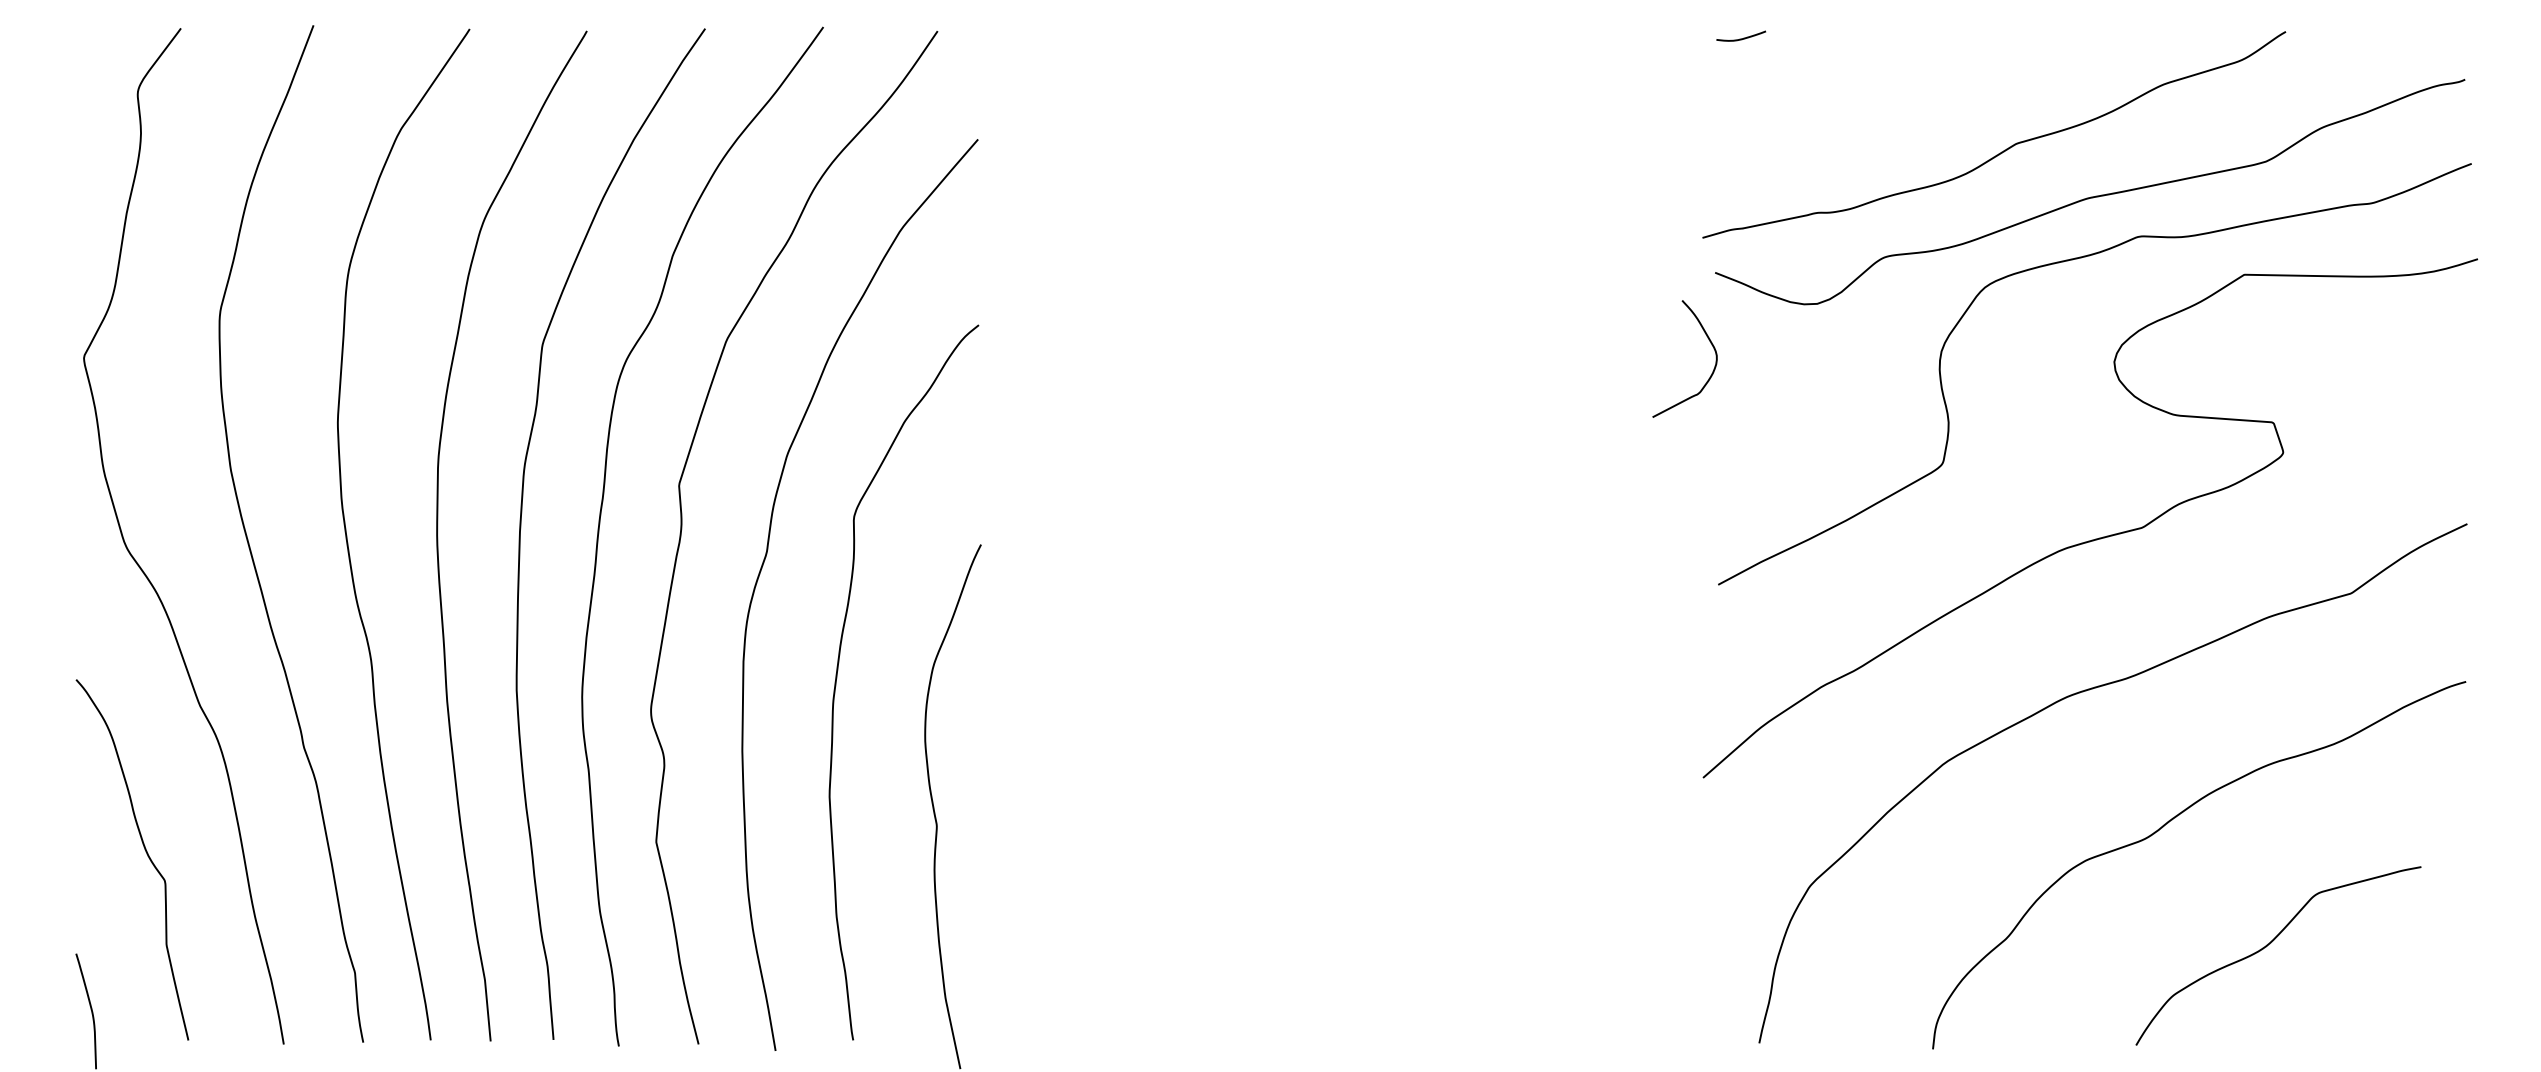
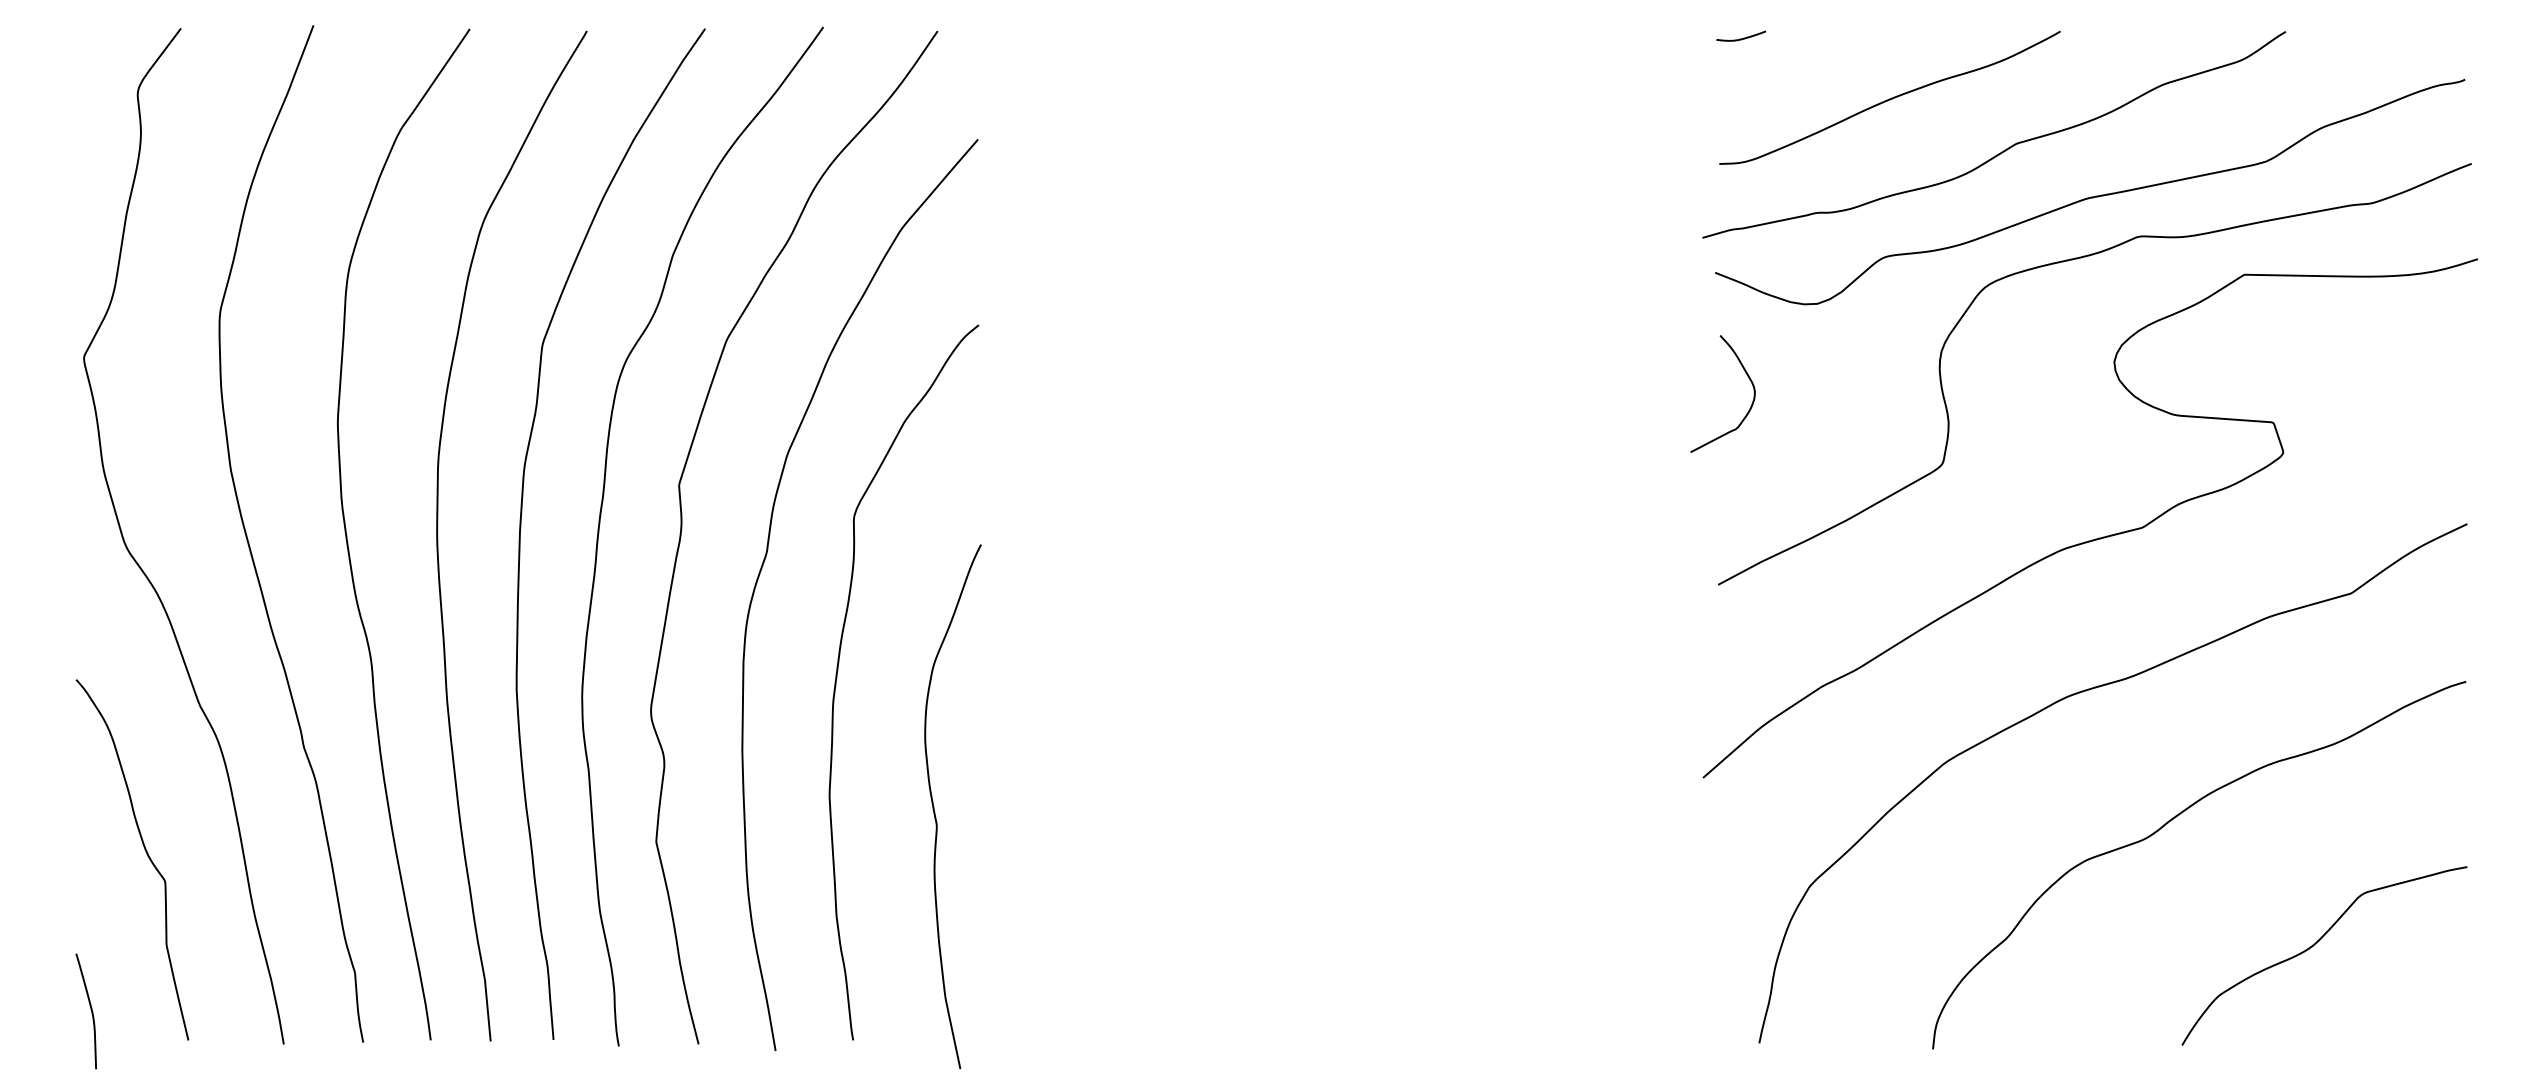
curve: none -> present (1889, 98)
curve position: (1711, 345) -> (1749, 380) (1749, 380)
curve position: (2271, 943) -> (2317, 943) (2317, 943)
